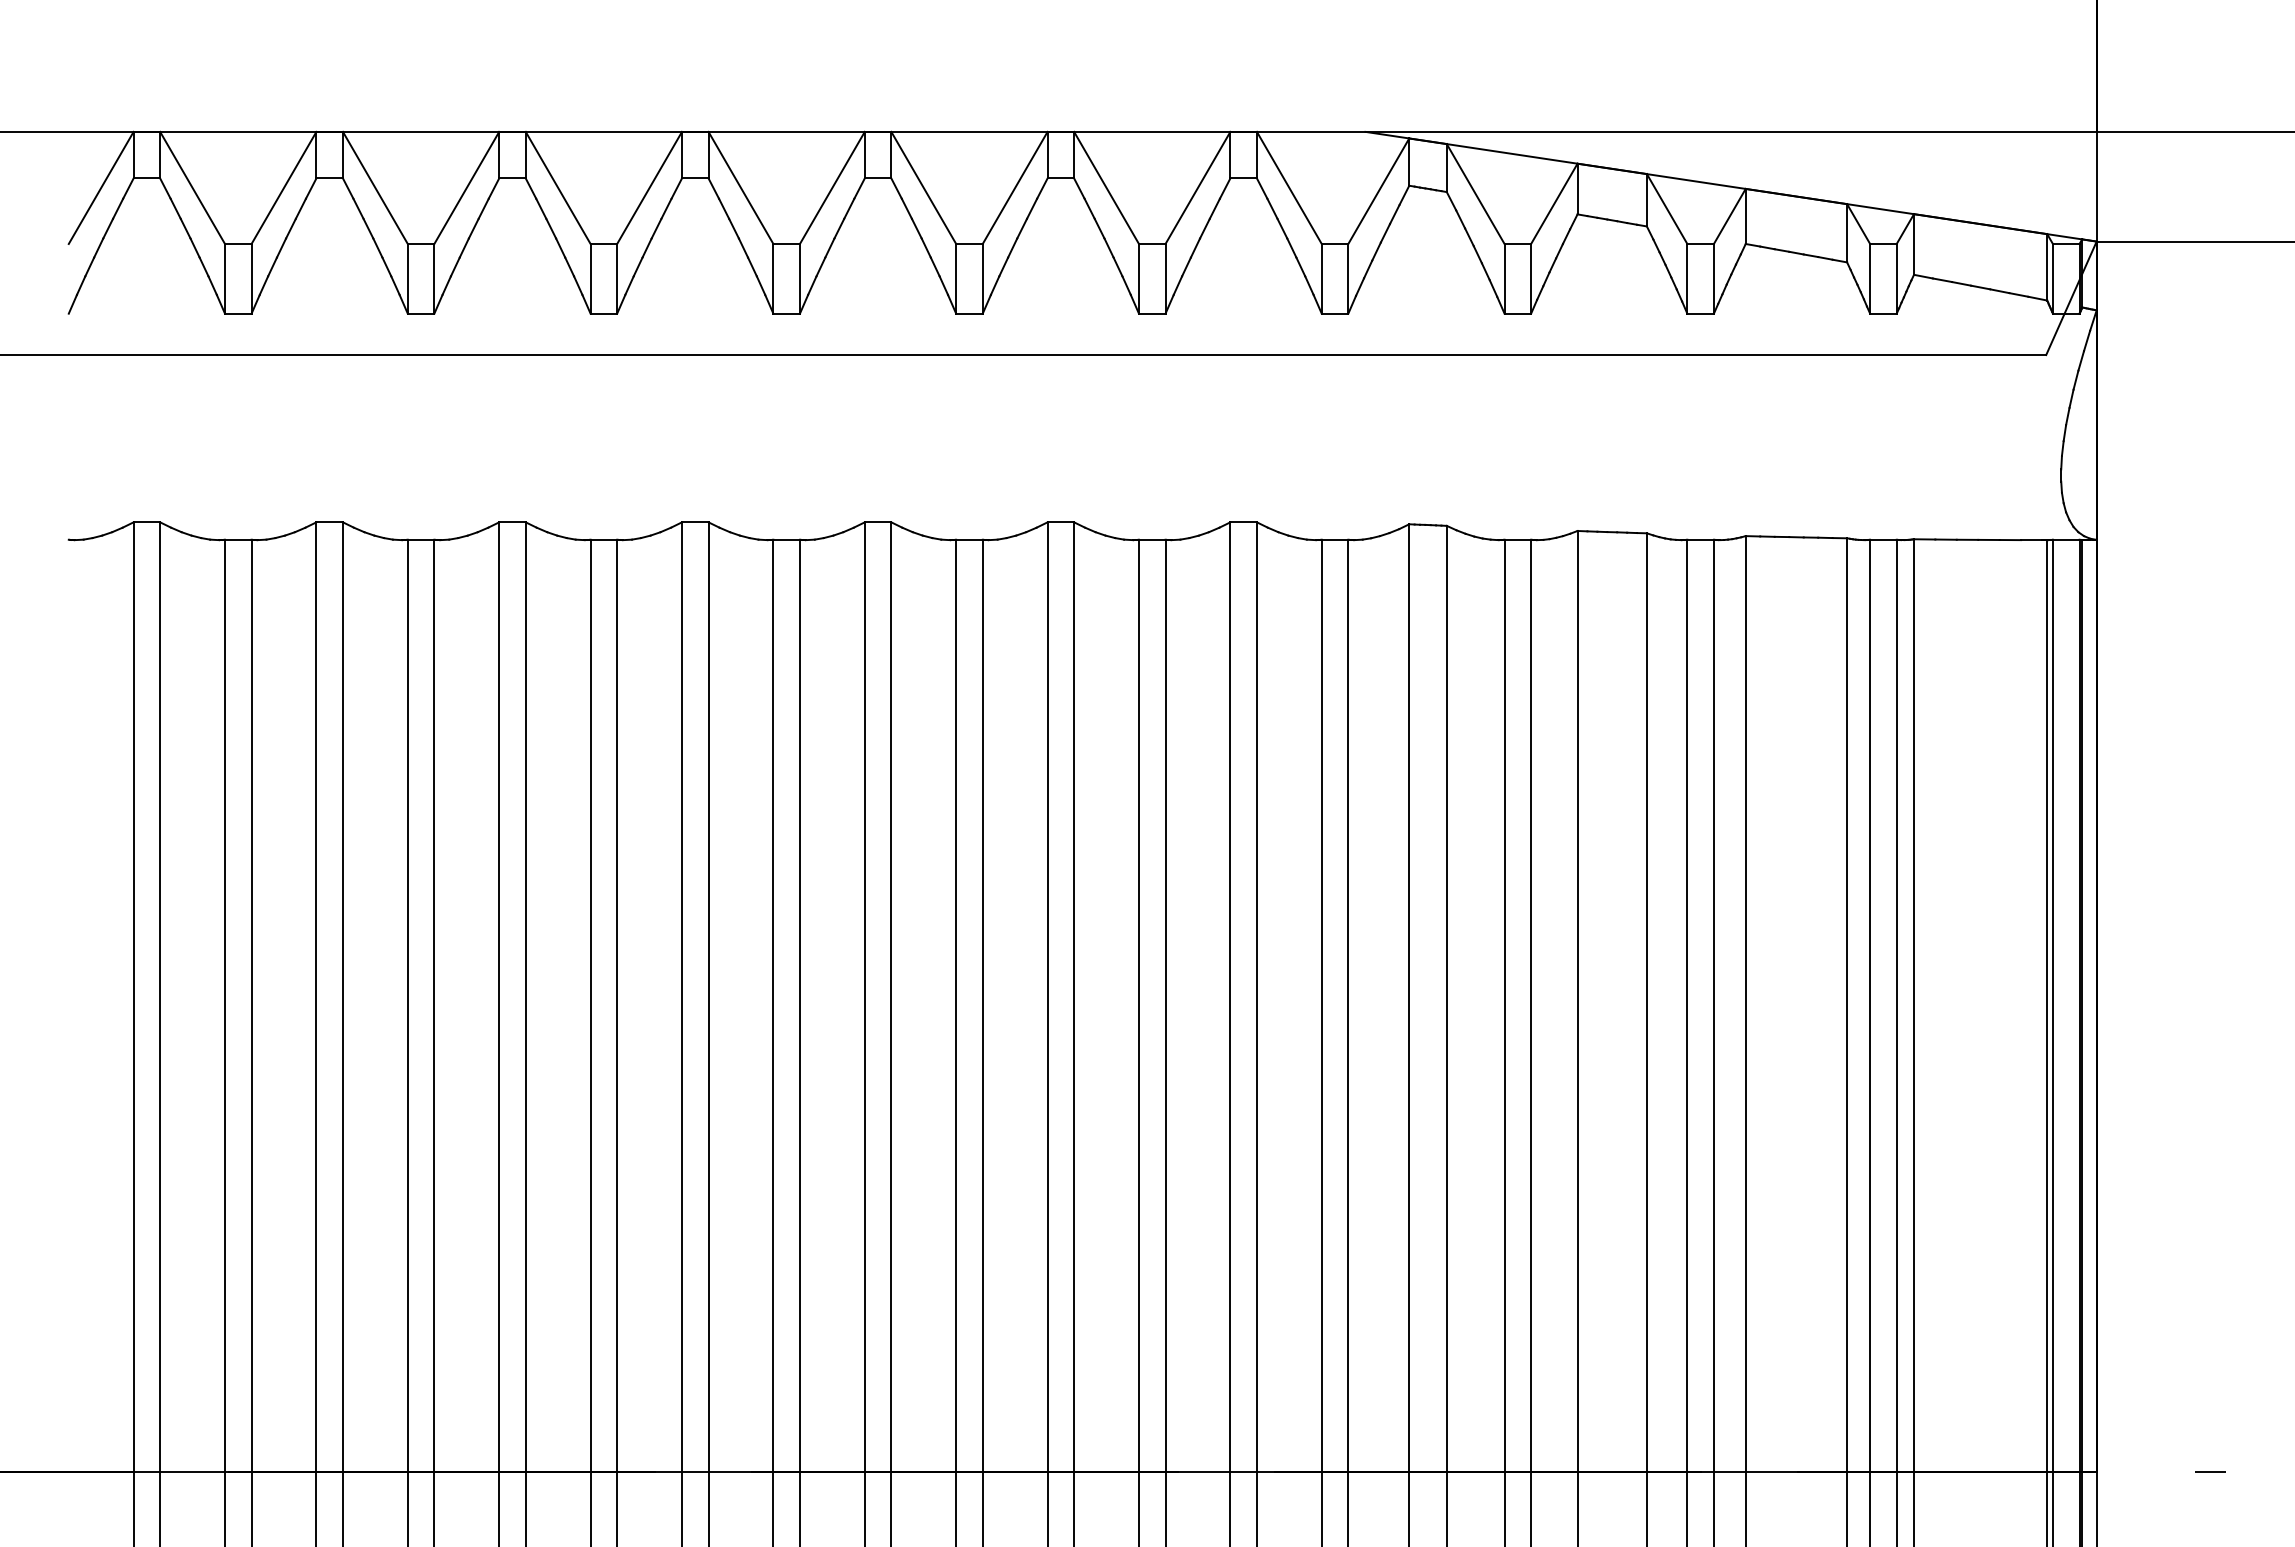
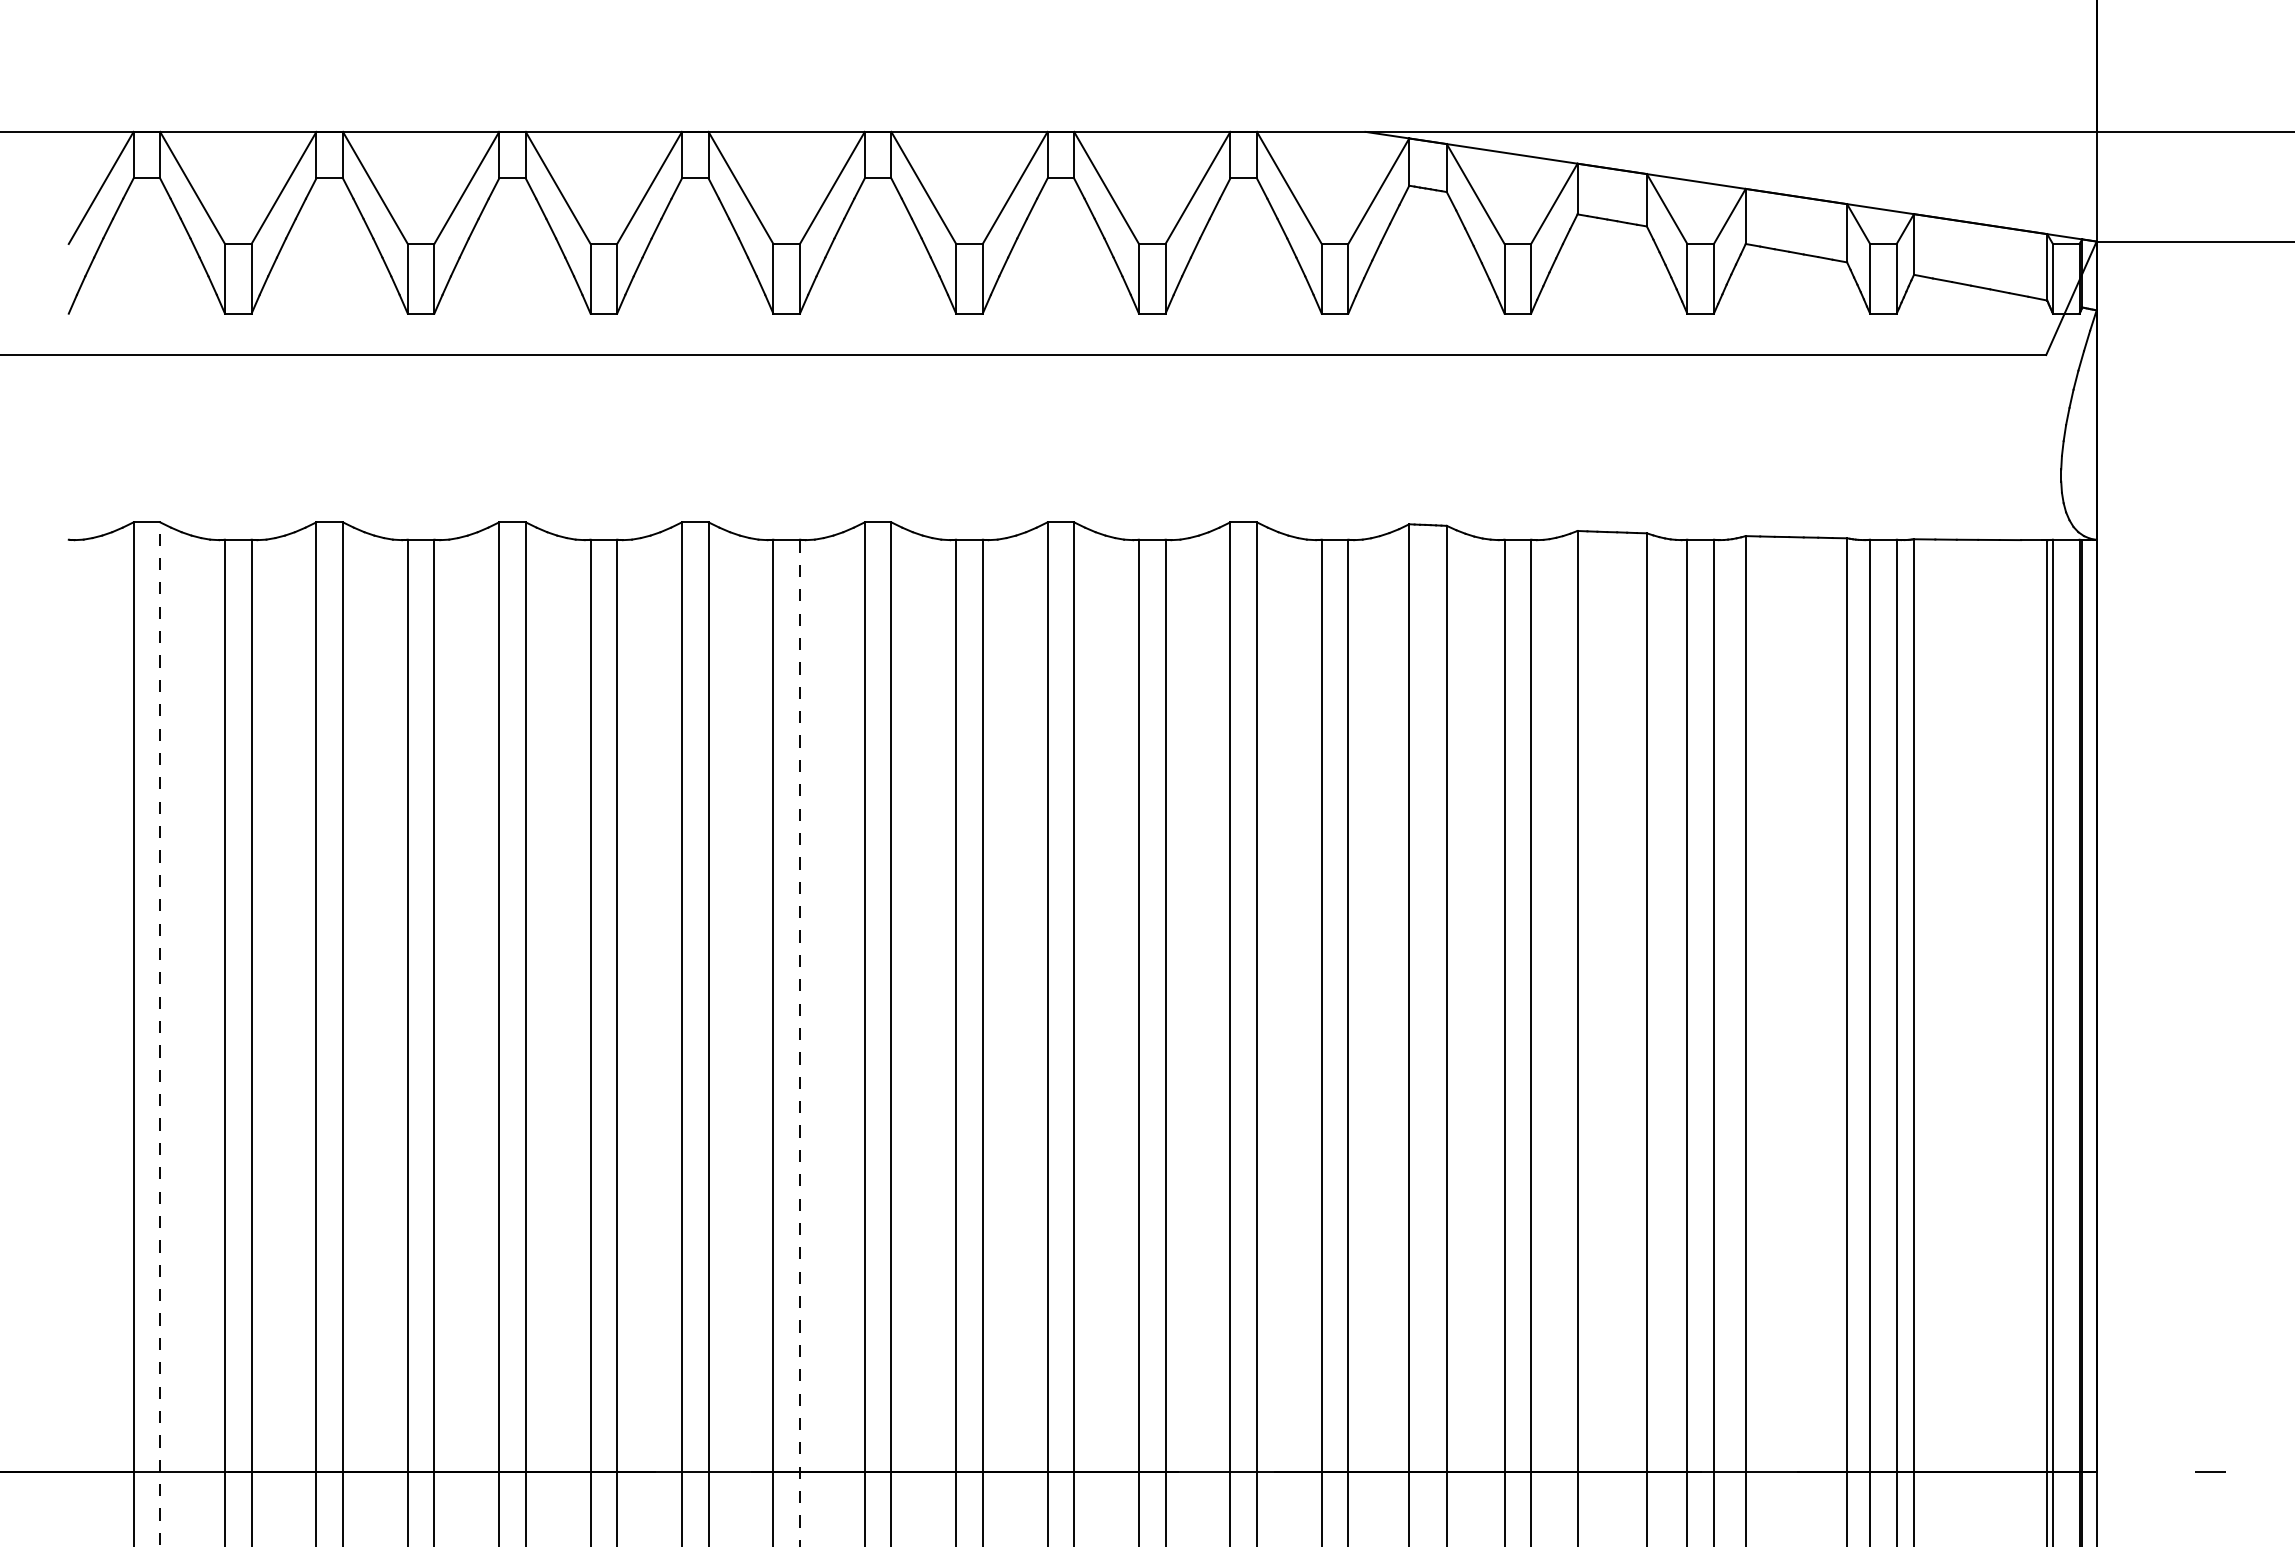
line: solid -> dashed (160, 1034)
line: solid -> dashed (799, 1042)
